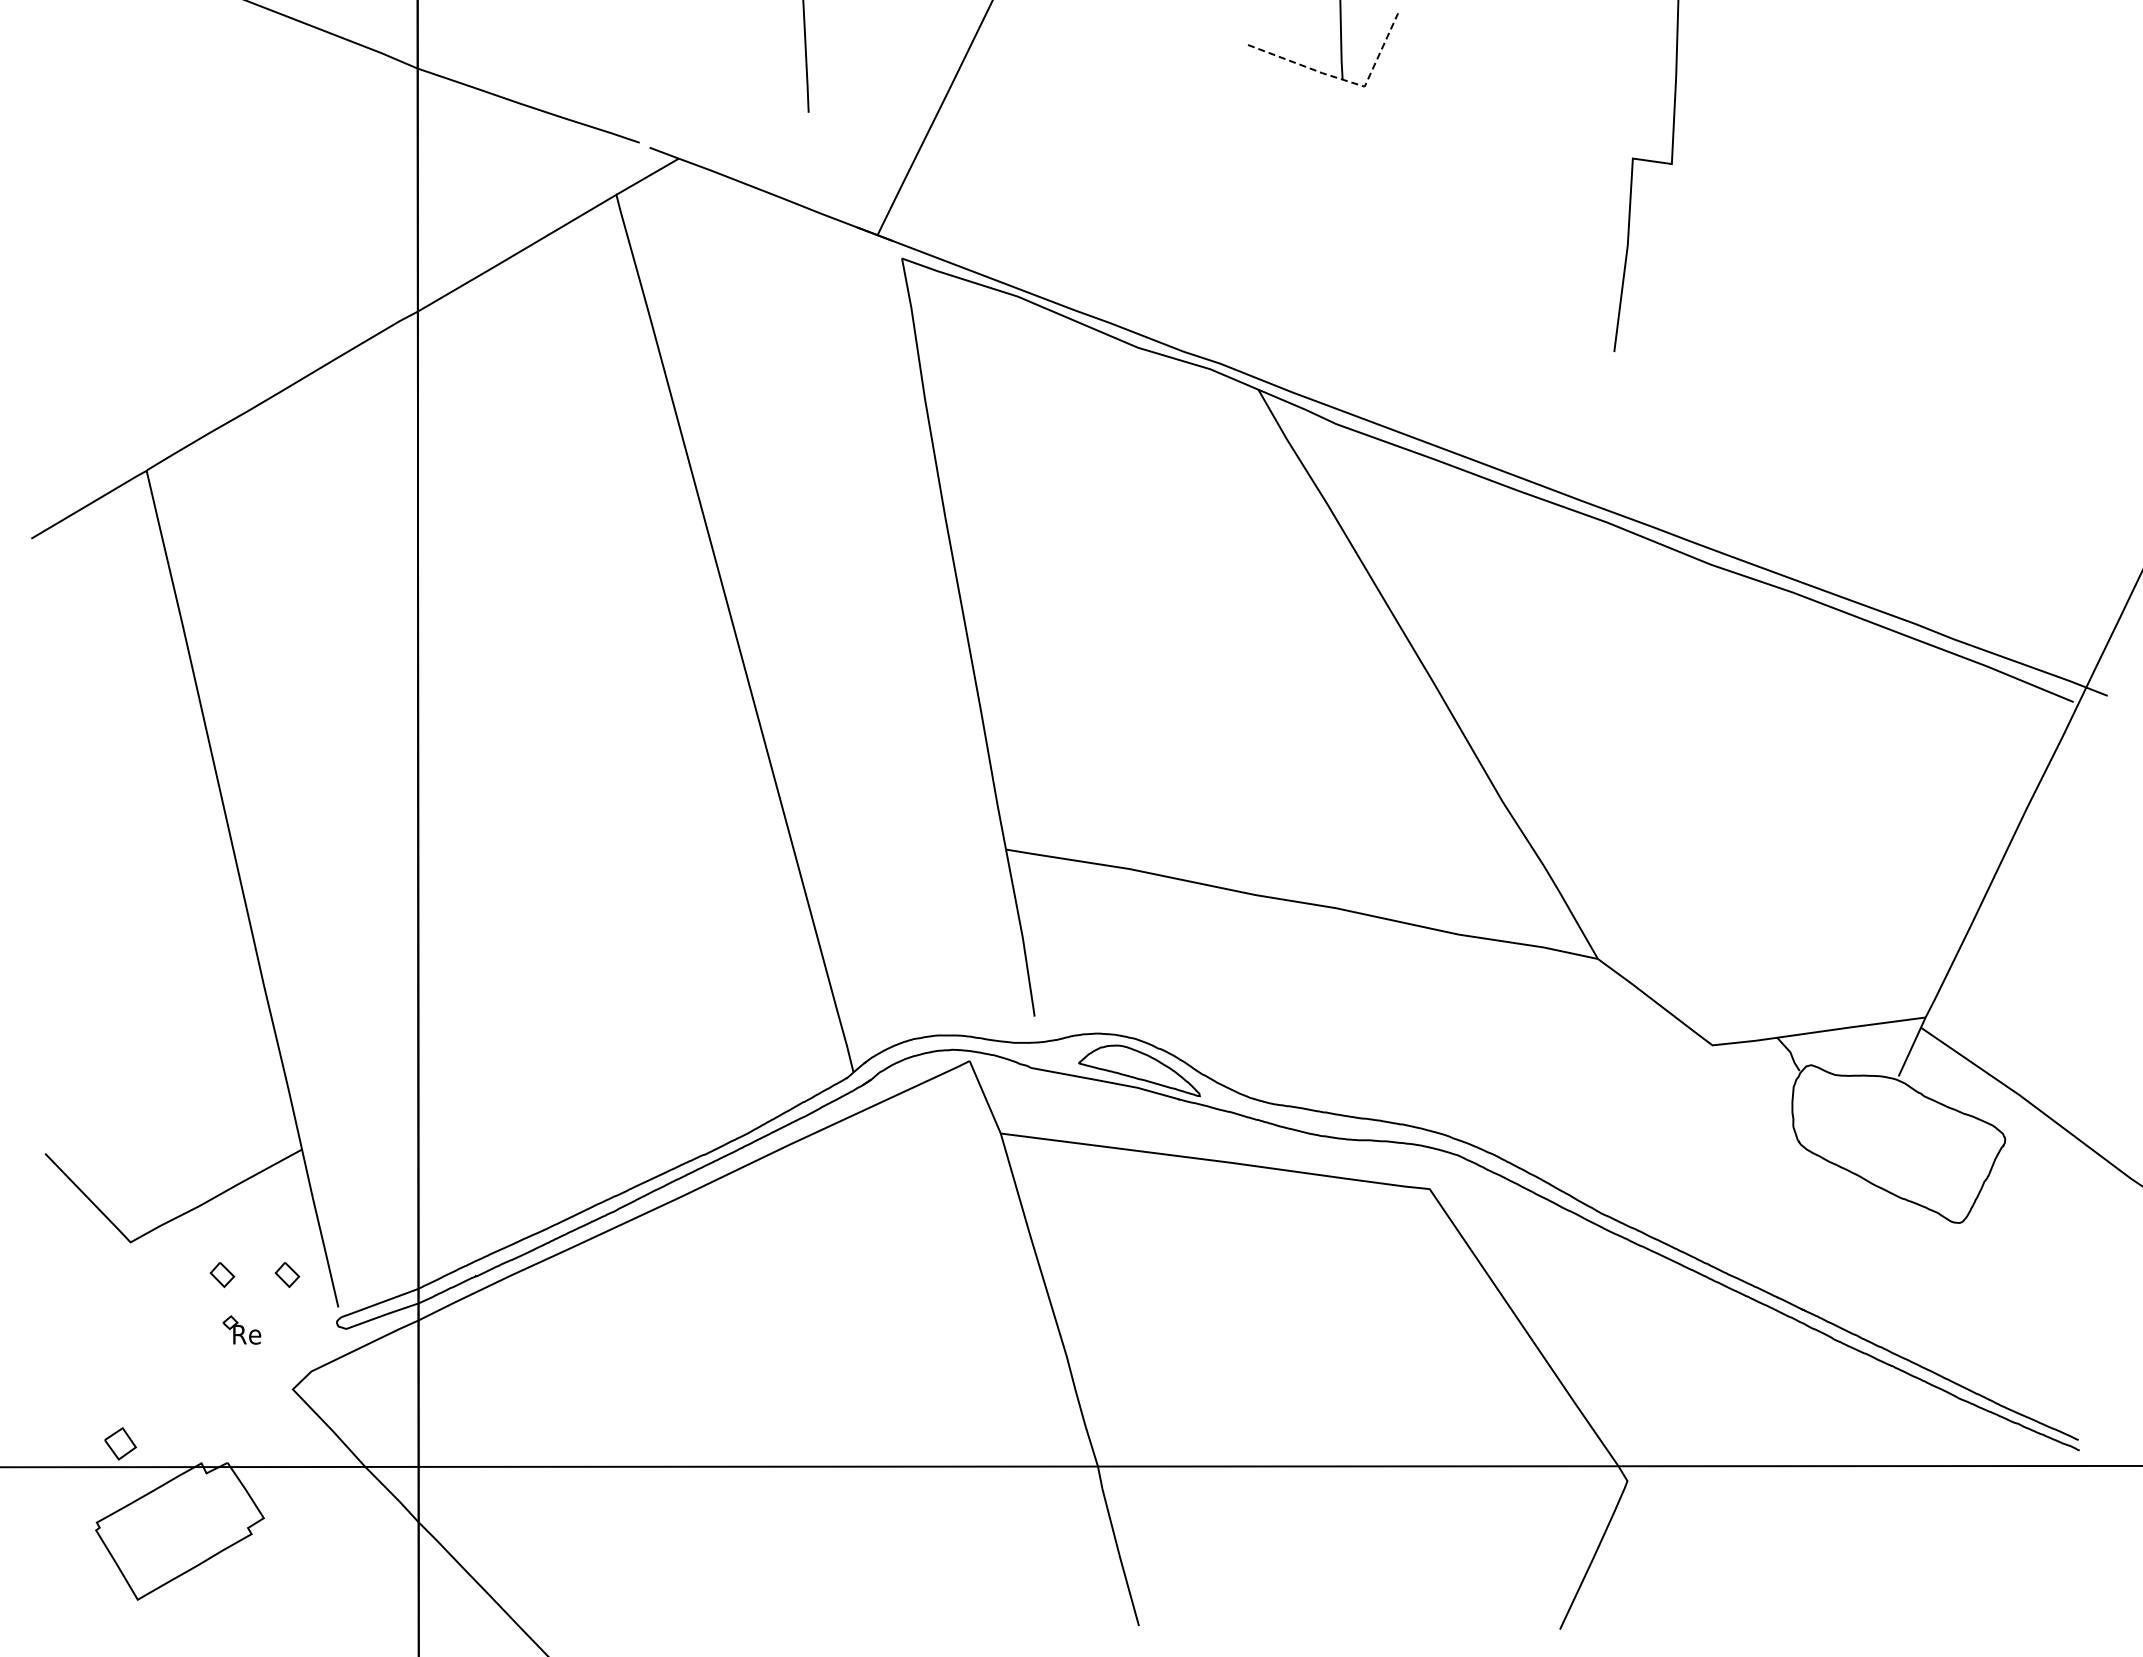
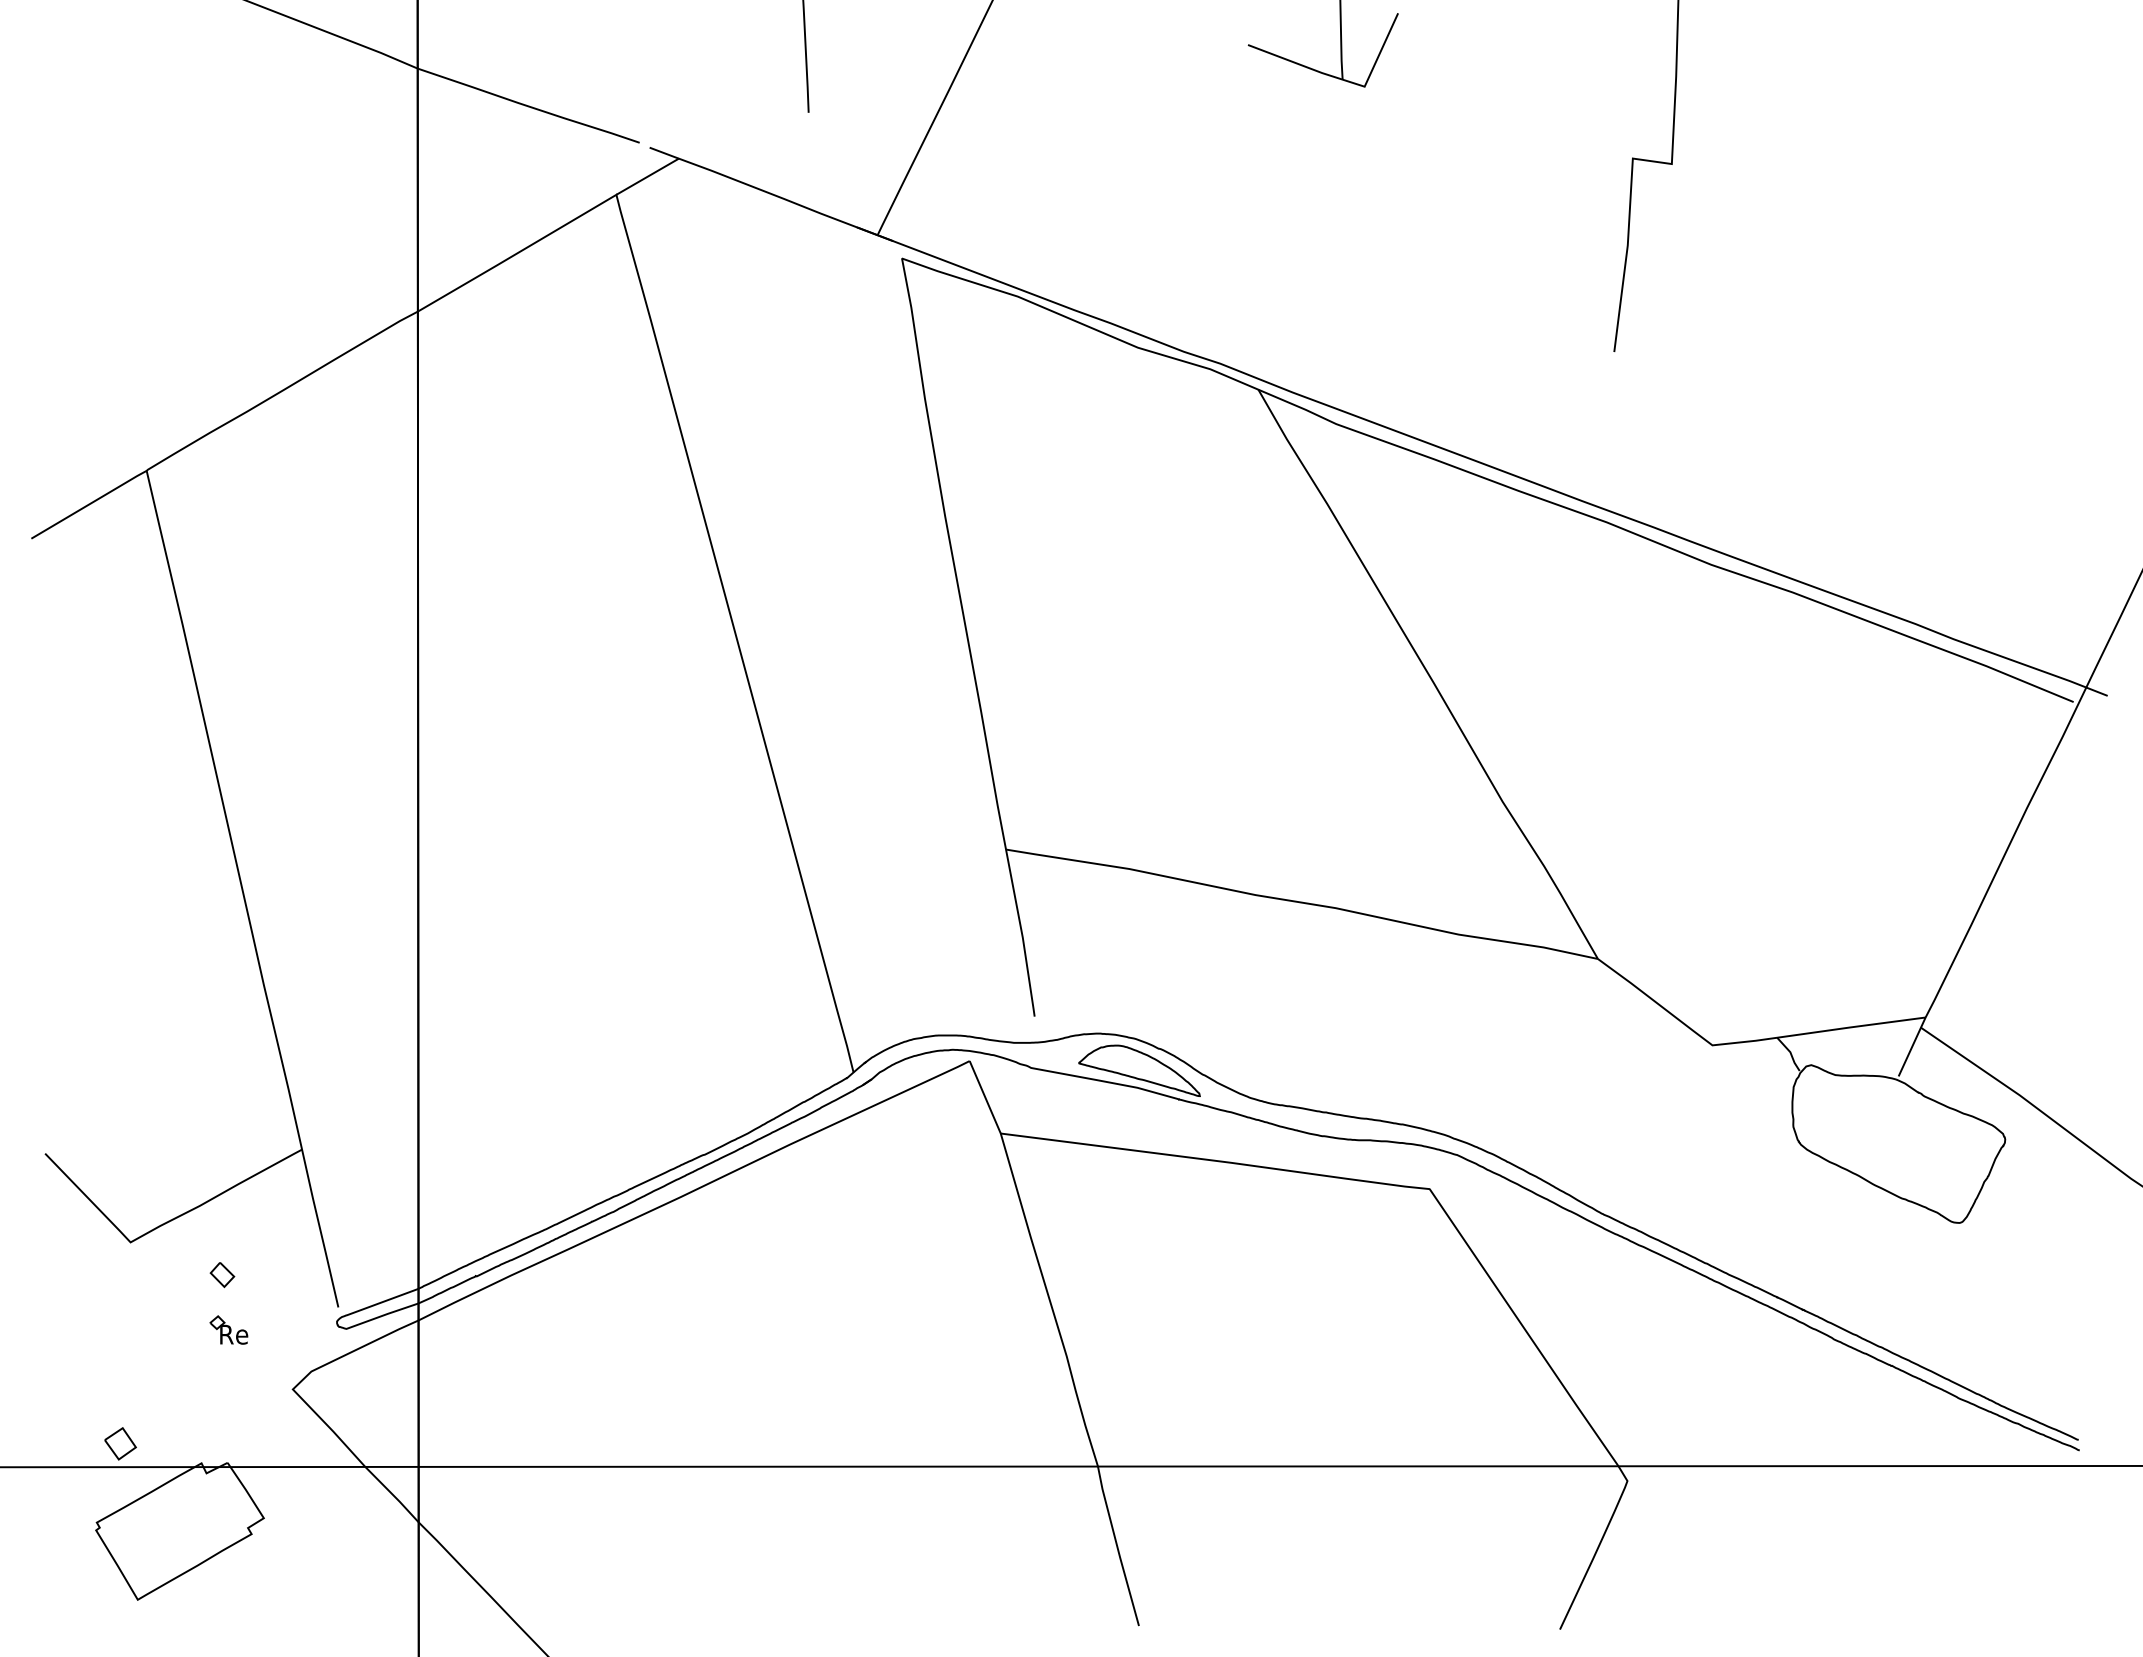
line: dashed -> solid (1343, 80)
part: present -> none (287, 1275)
part position: (241, 1329) -> (228, 1329) (228, 1329)
